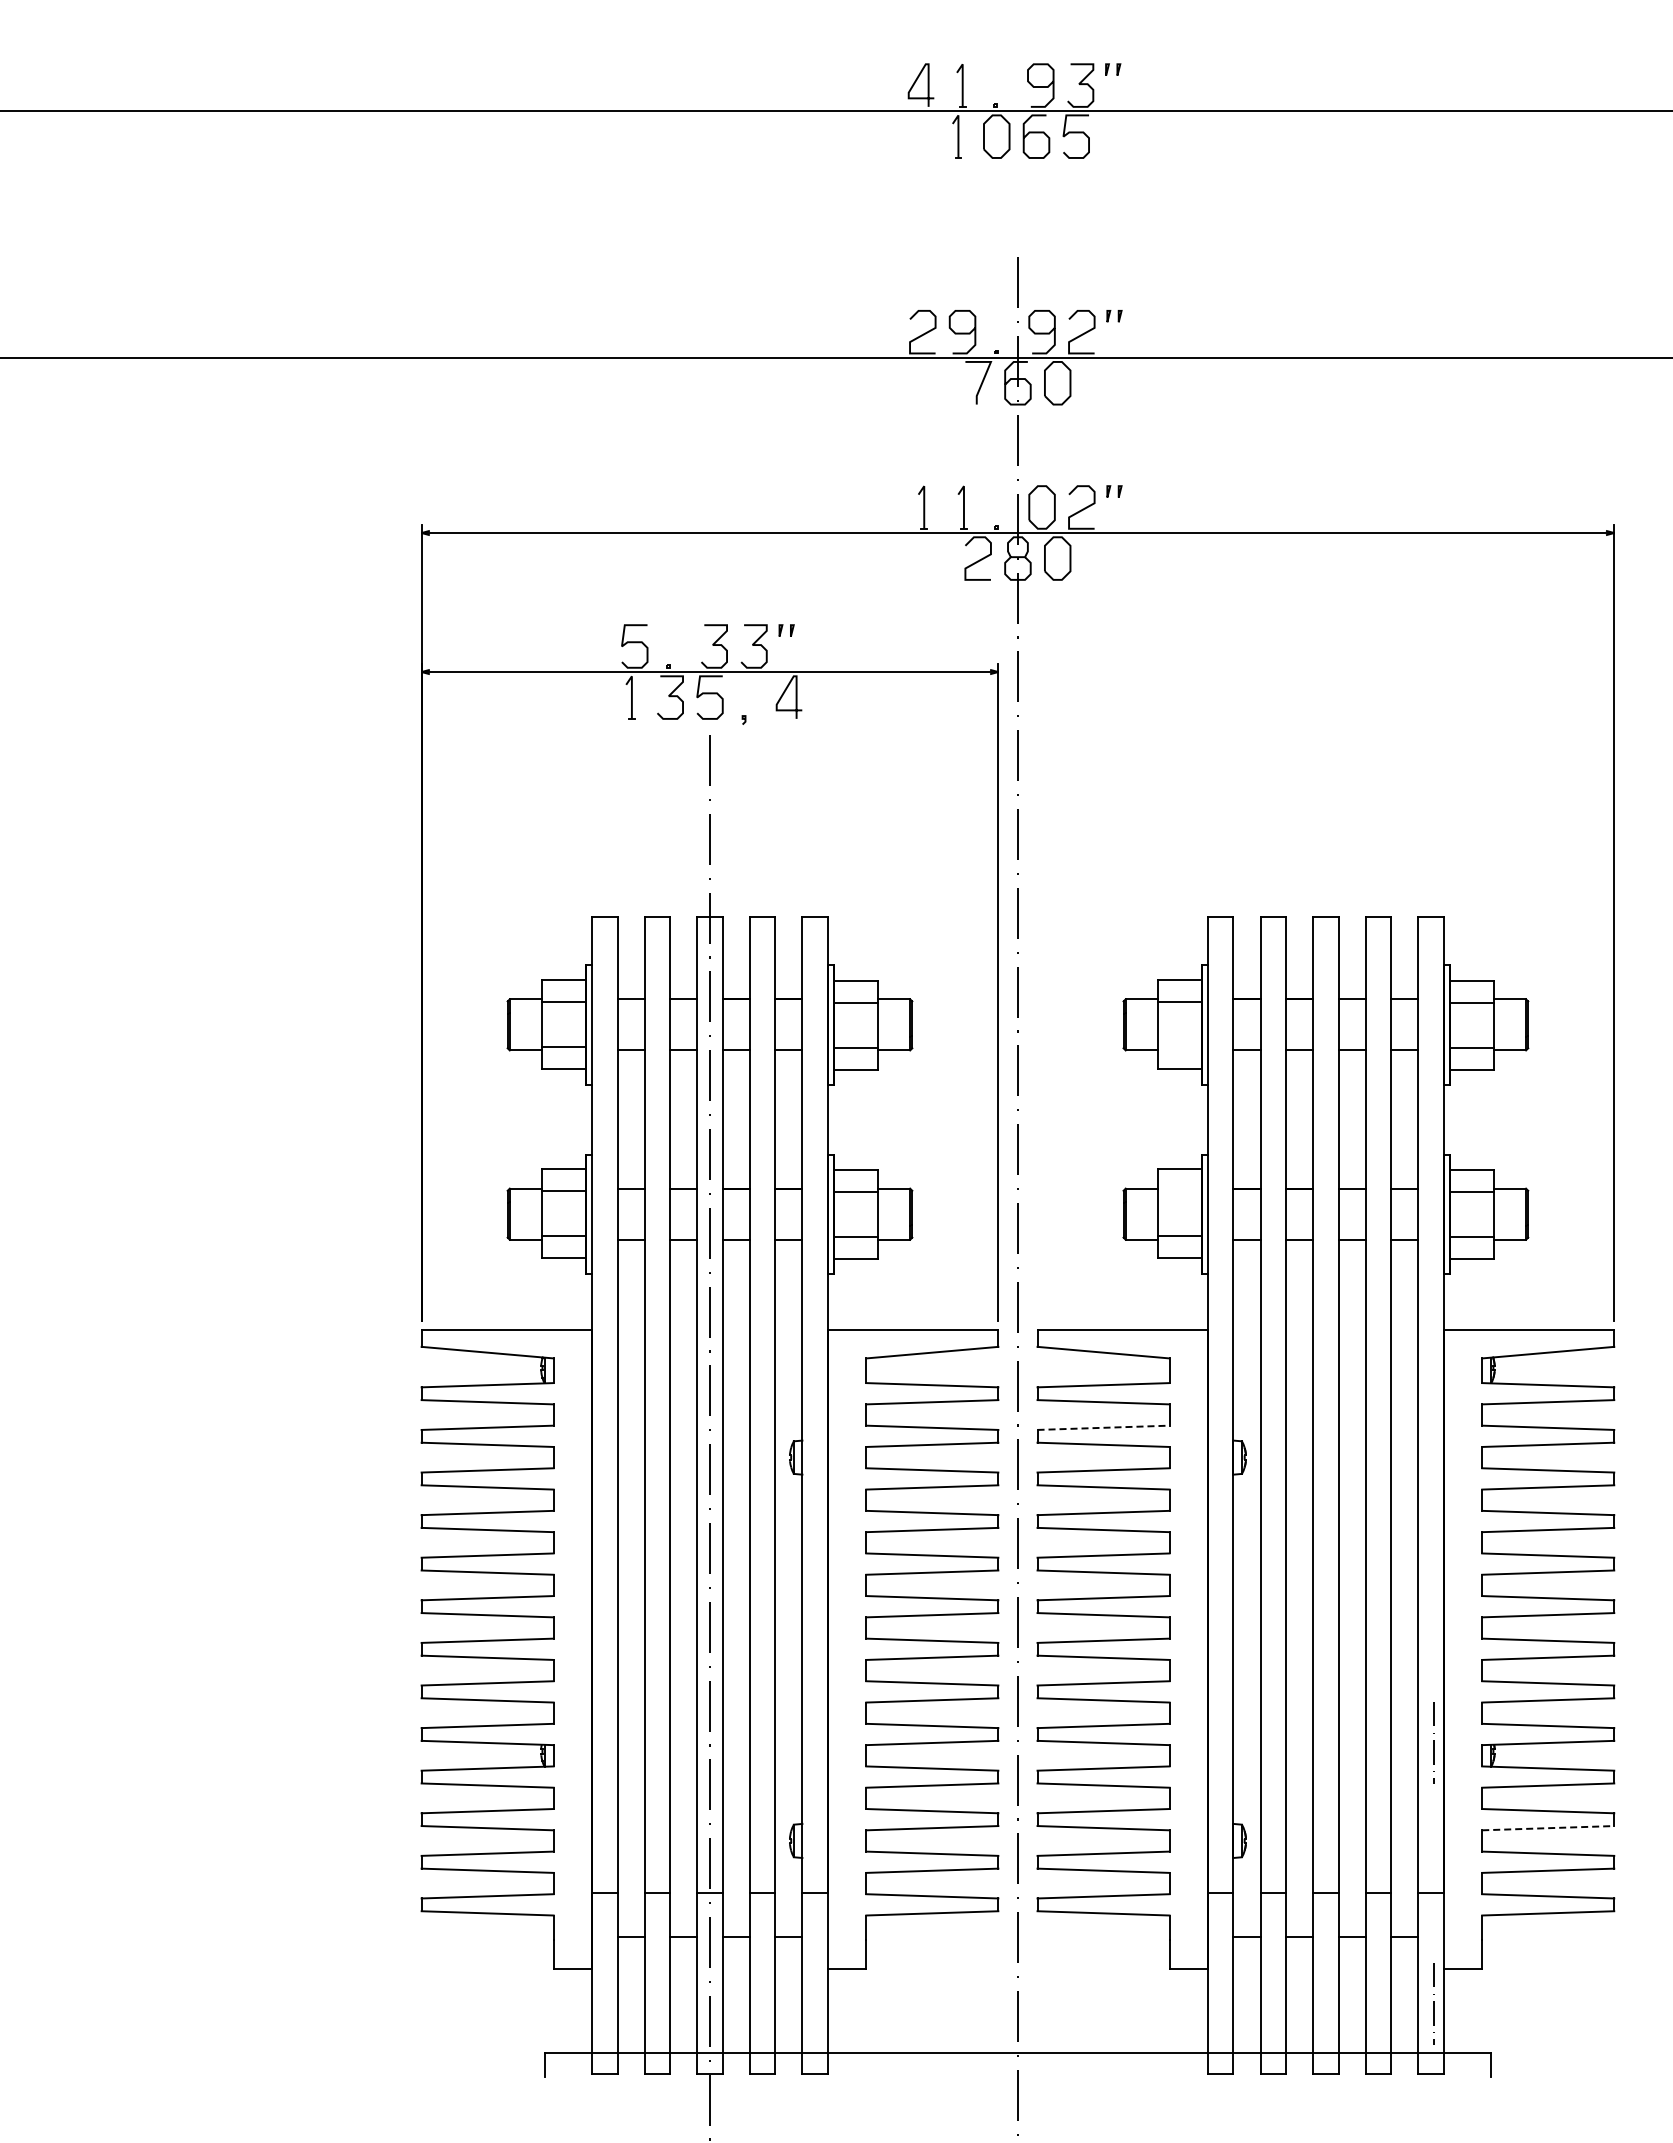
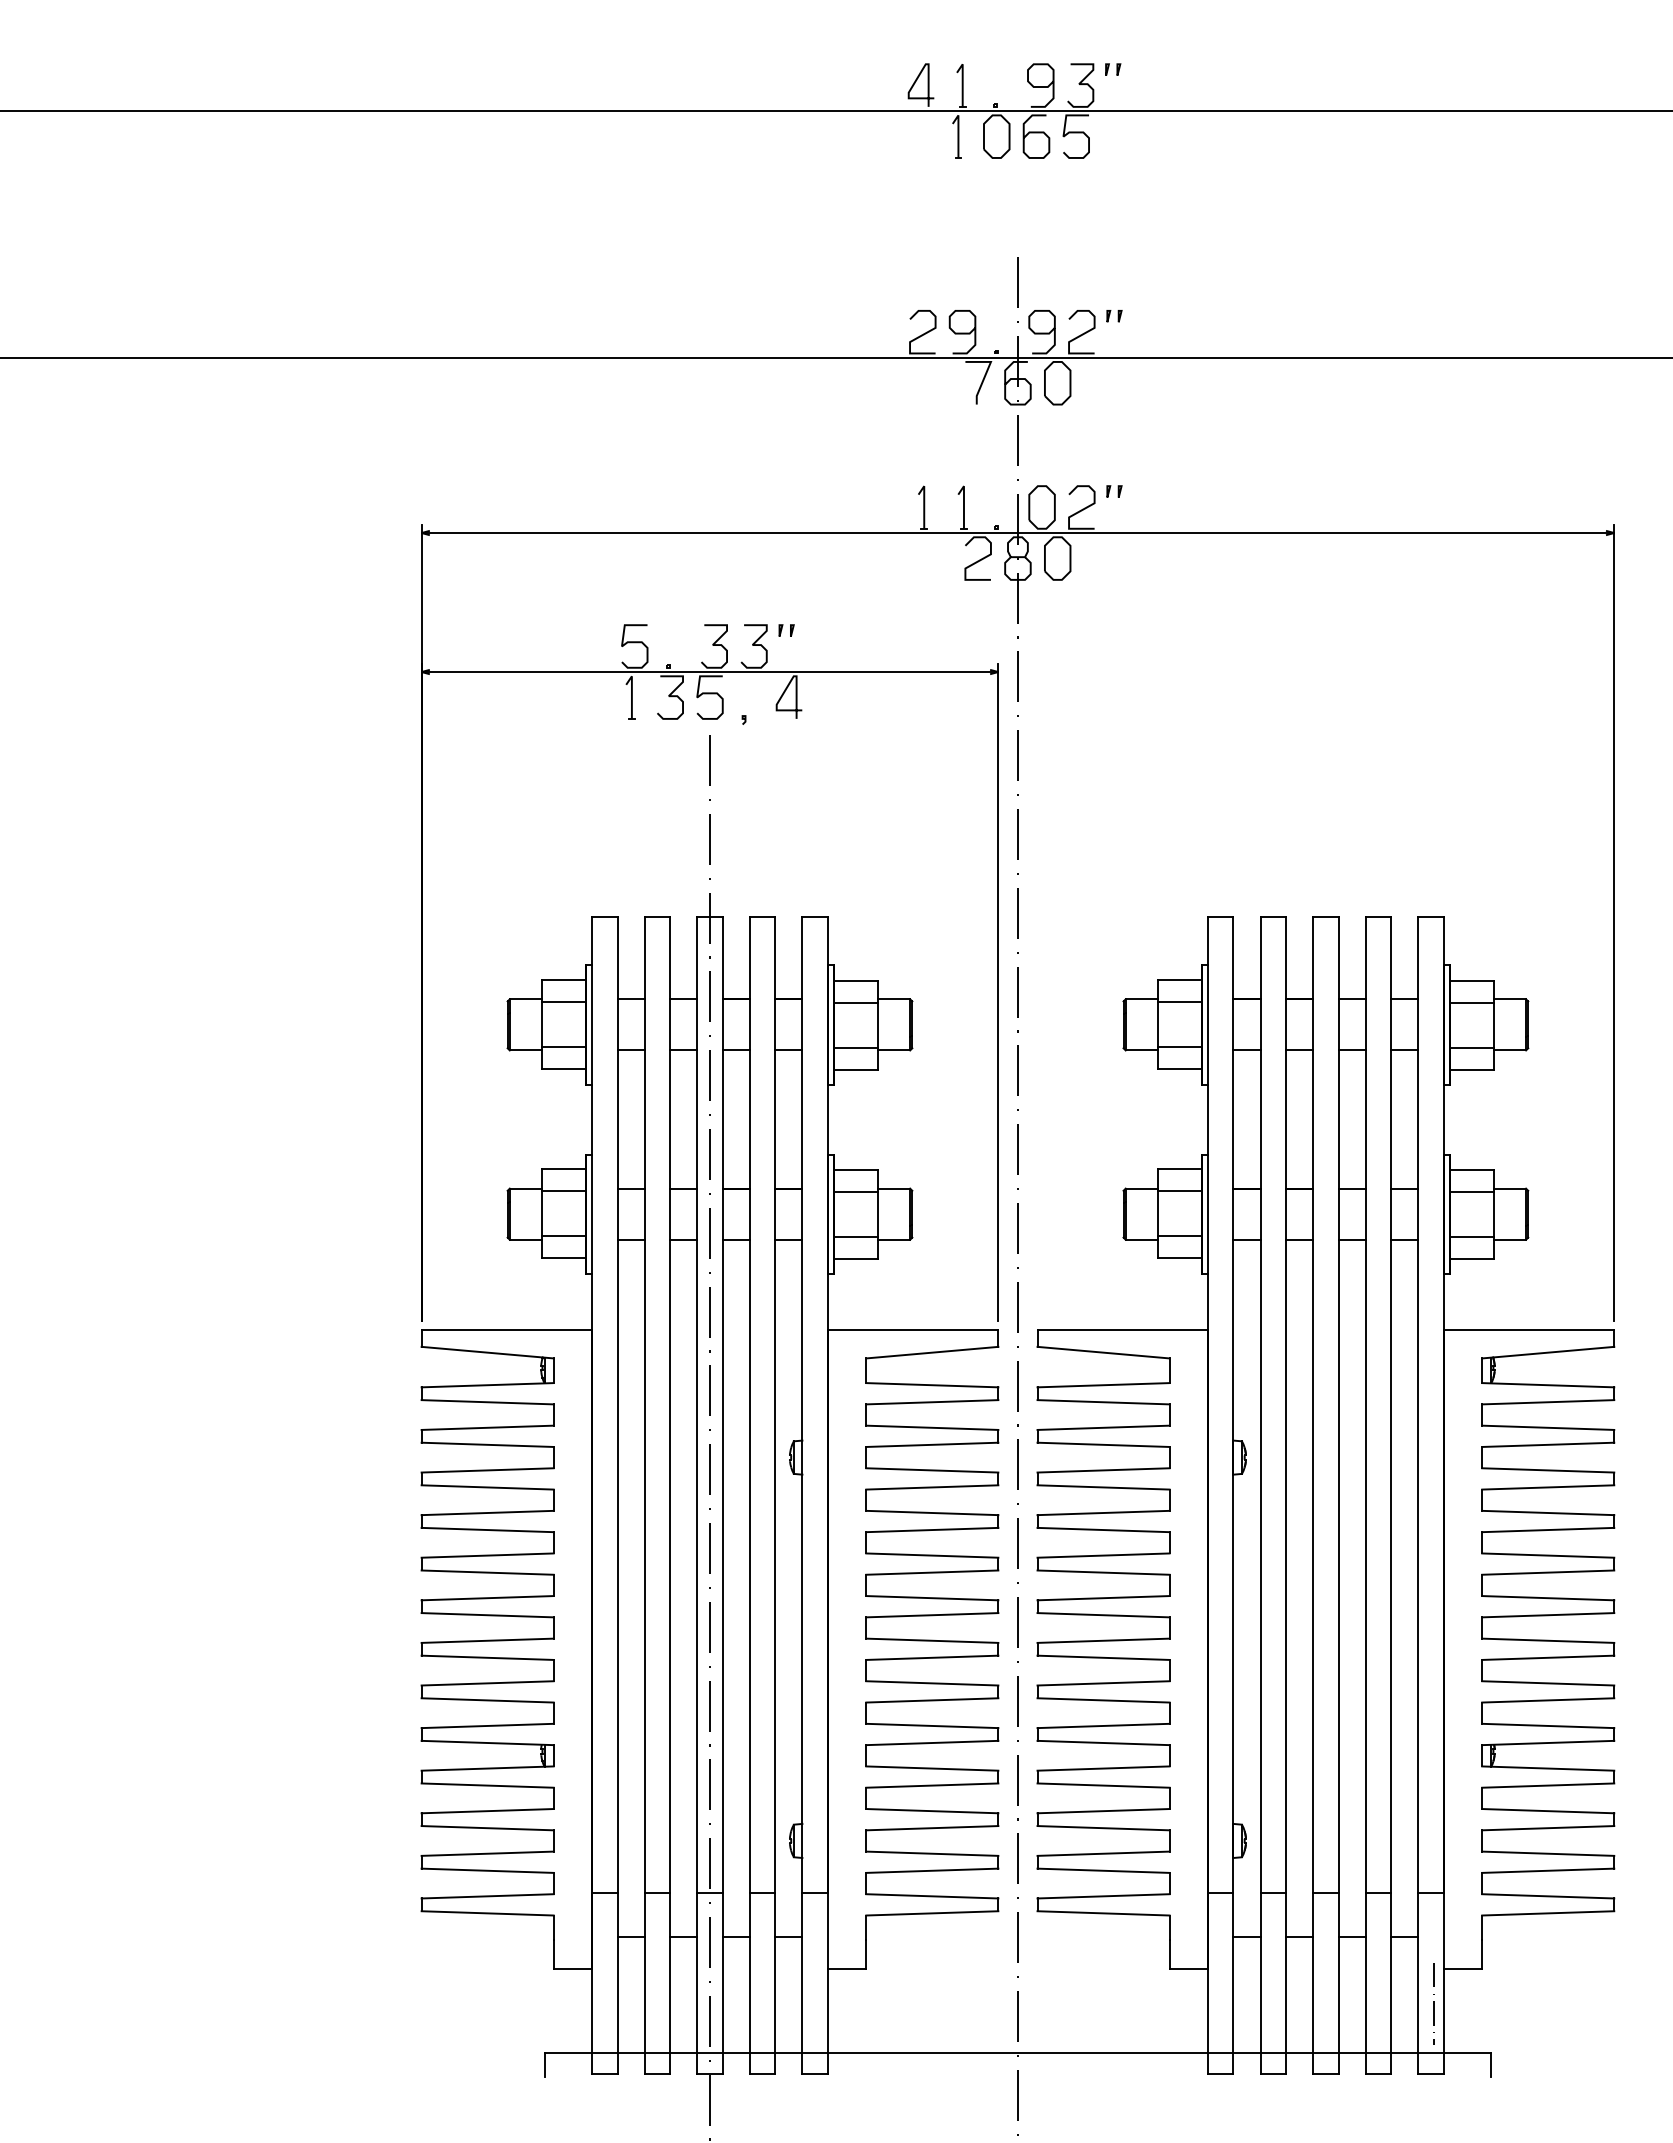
line: none -> present (1179, 1046)
line: none -> present (1179, 1191)
line: dashed -> solid (1104, 1427)
line: present -> none (1433, 1742)
line: dashed -> solid (1548, 1828)
